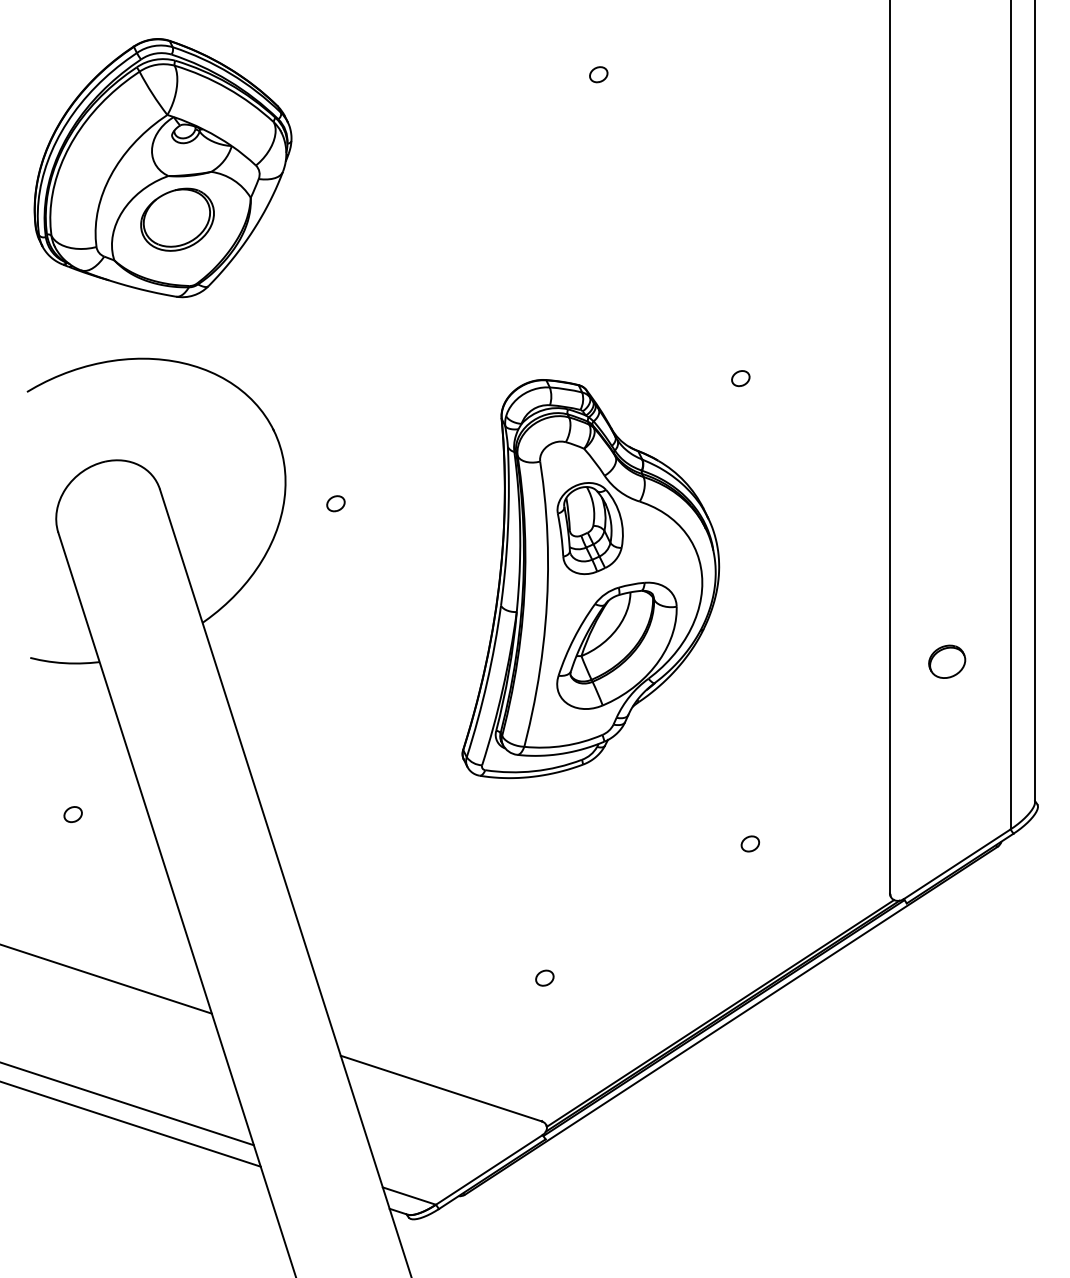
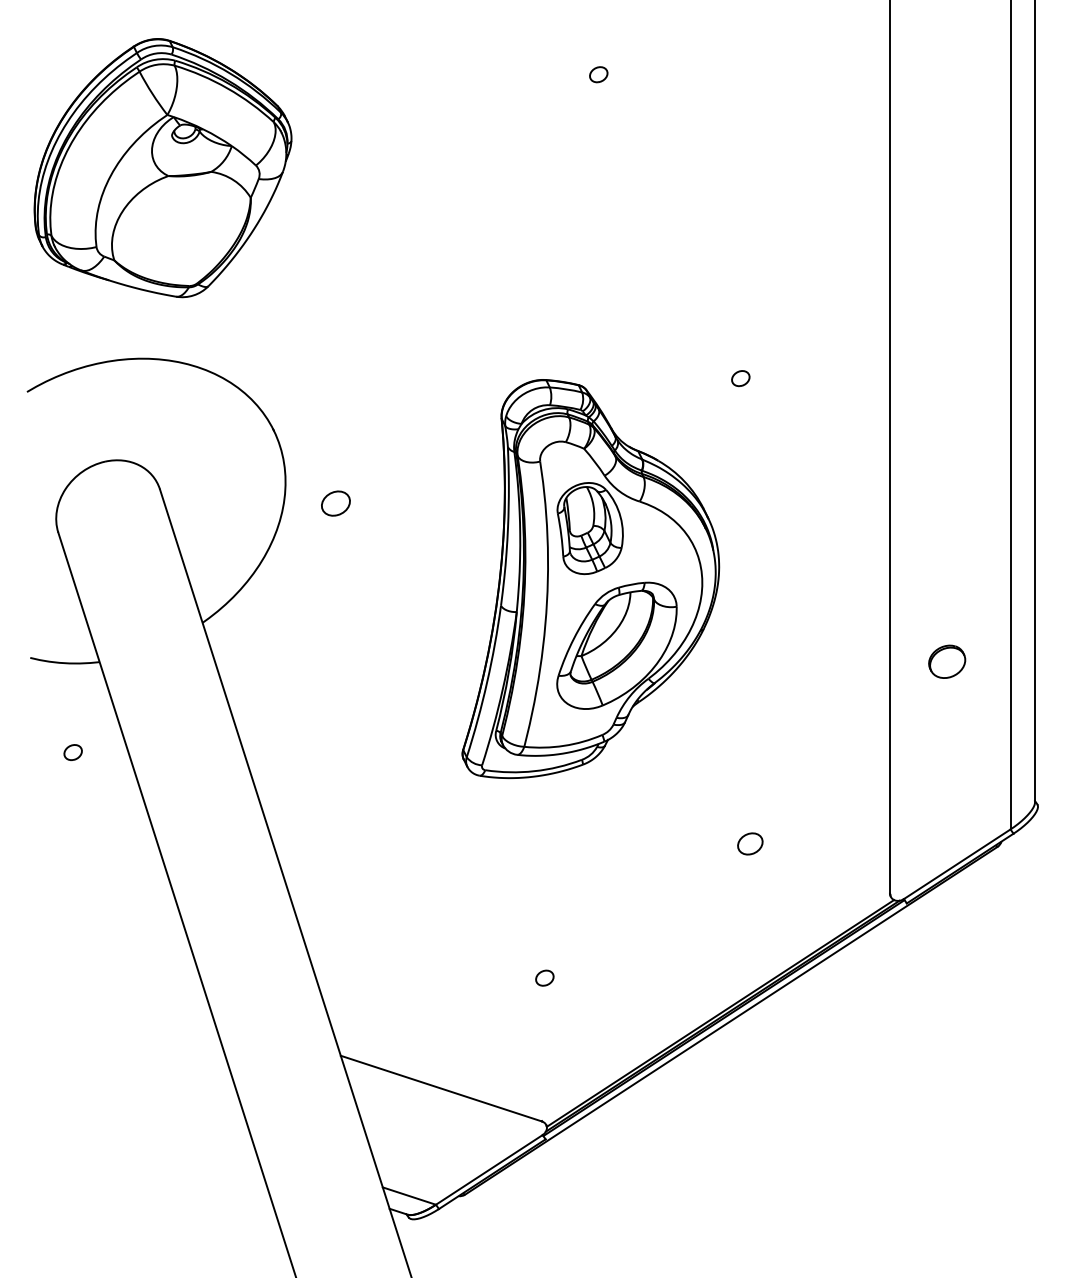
part: present -> none (177, 219)
part size: 20x18 px -> 30x27 px (335, 503)
part position: (72, 814) -> (72, 752) (72, 752)
part size: 21x18 px -> 27x24 px (750, 843)
line: present -> none (106, 979)
line: present -> none (127, 1104)
line: present -> none (131, 1124)
